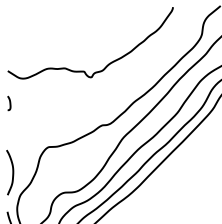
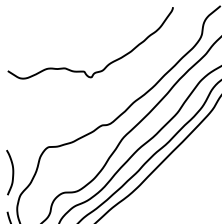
curve: present -> none (9, 103)
